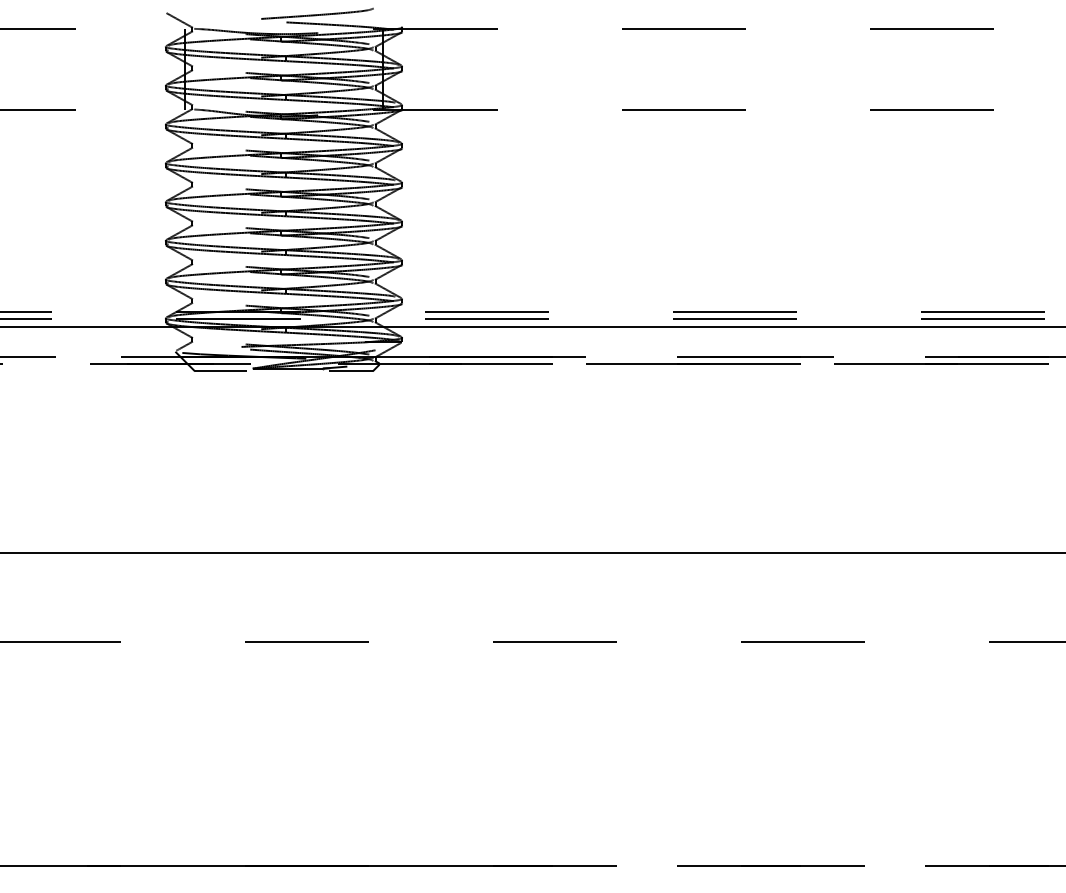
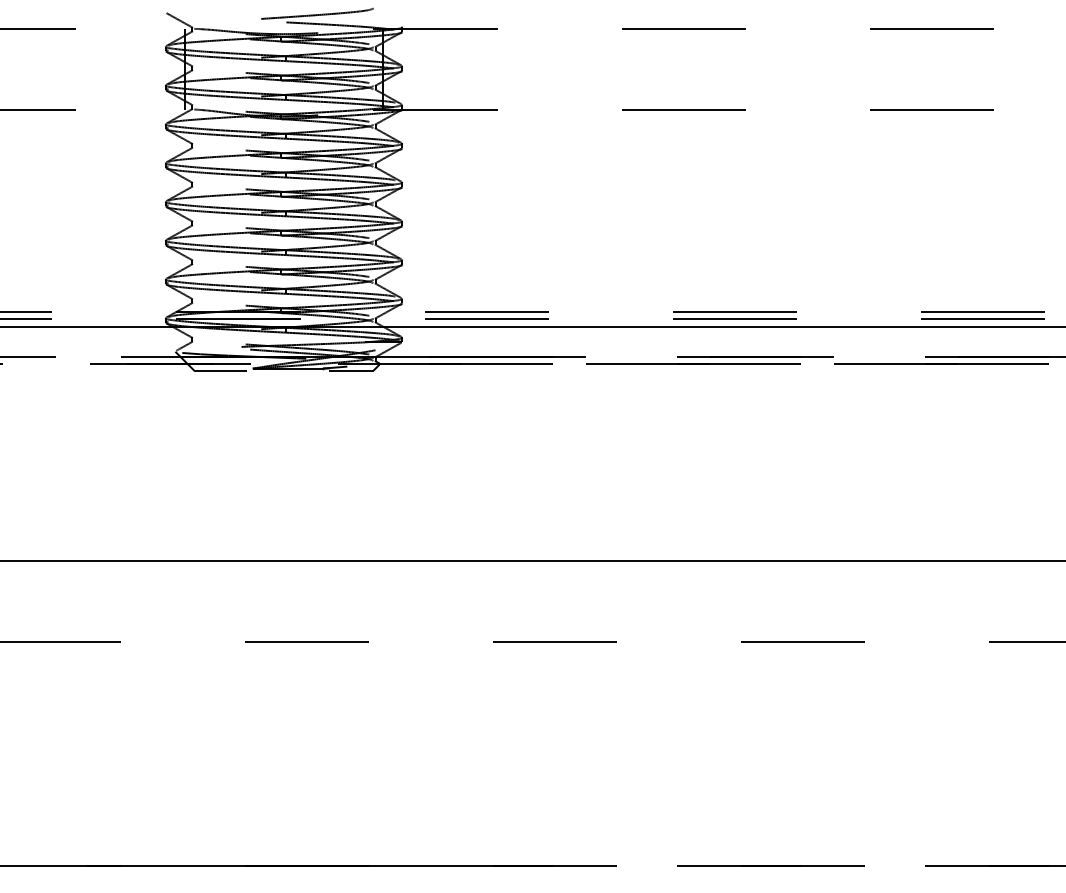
line position: (532, 553) -> (532, 561) (532, 561)
